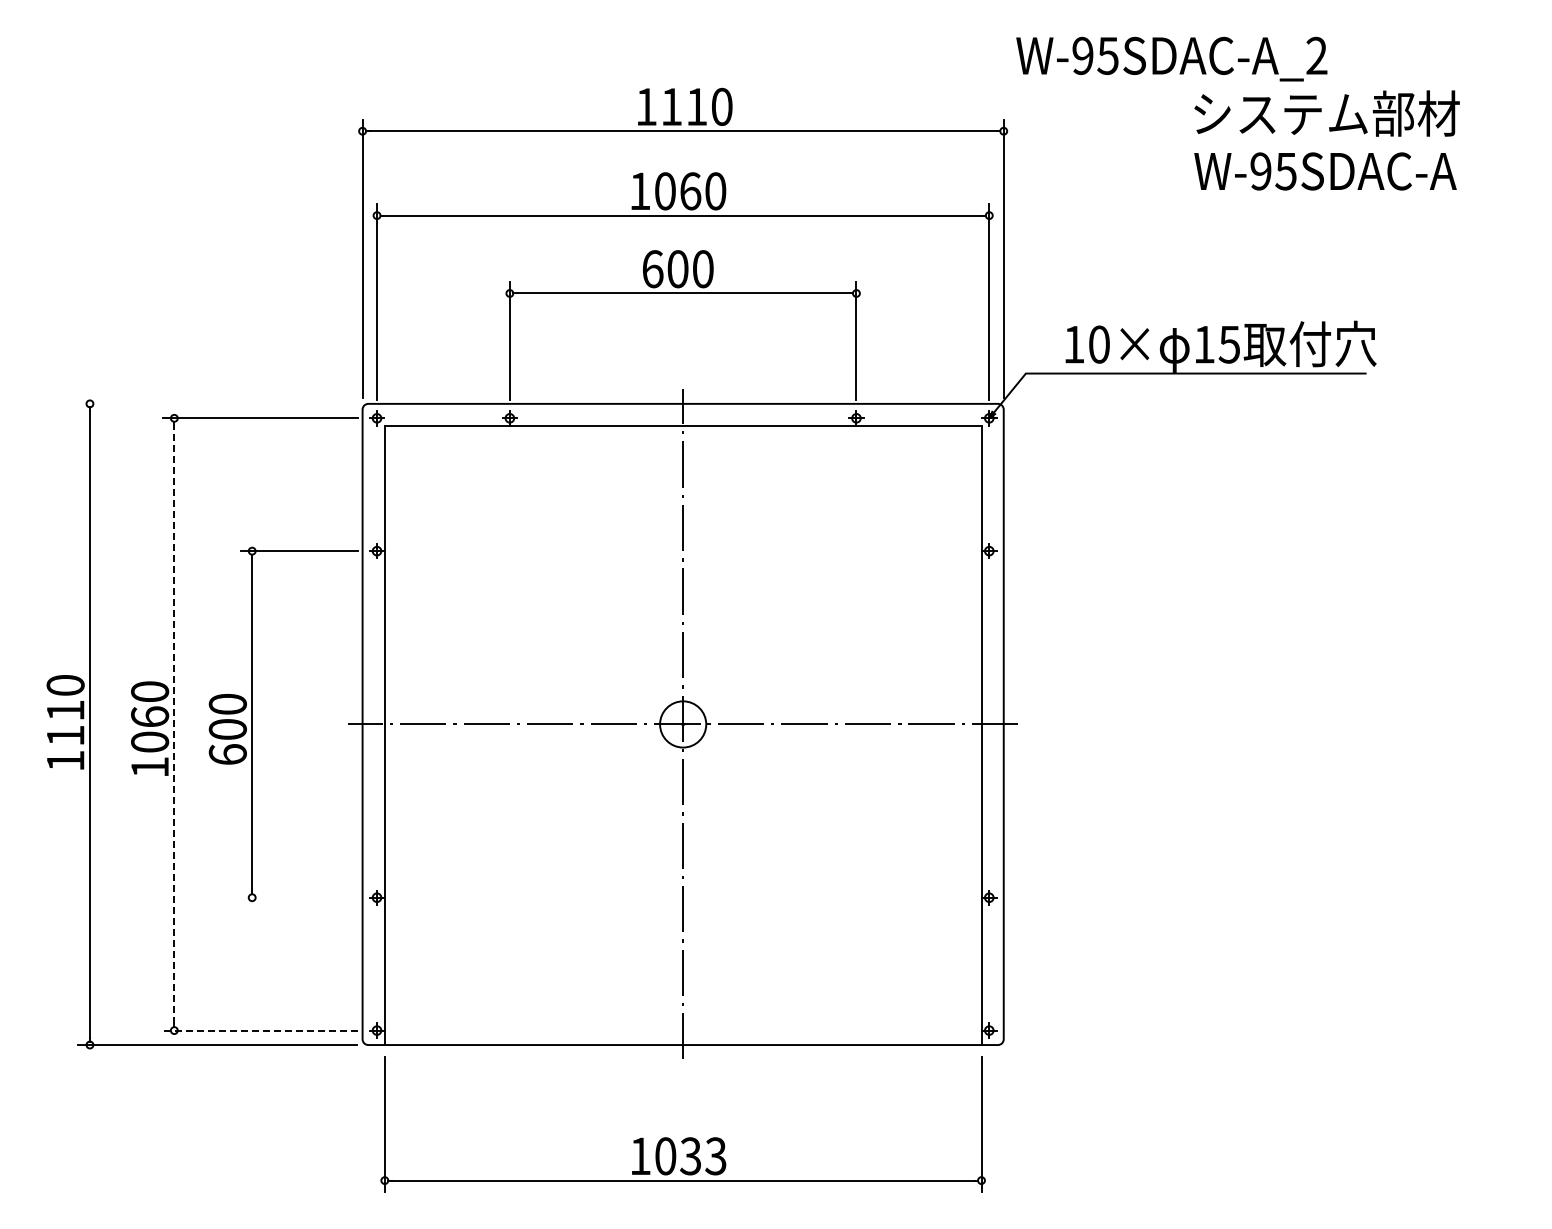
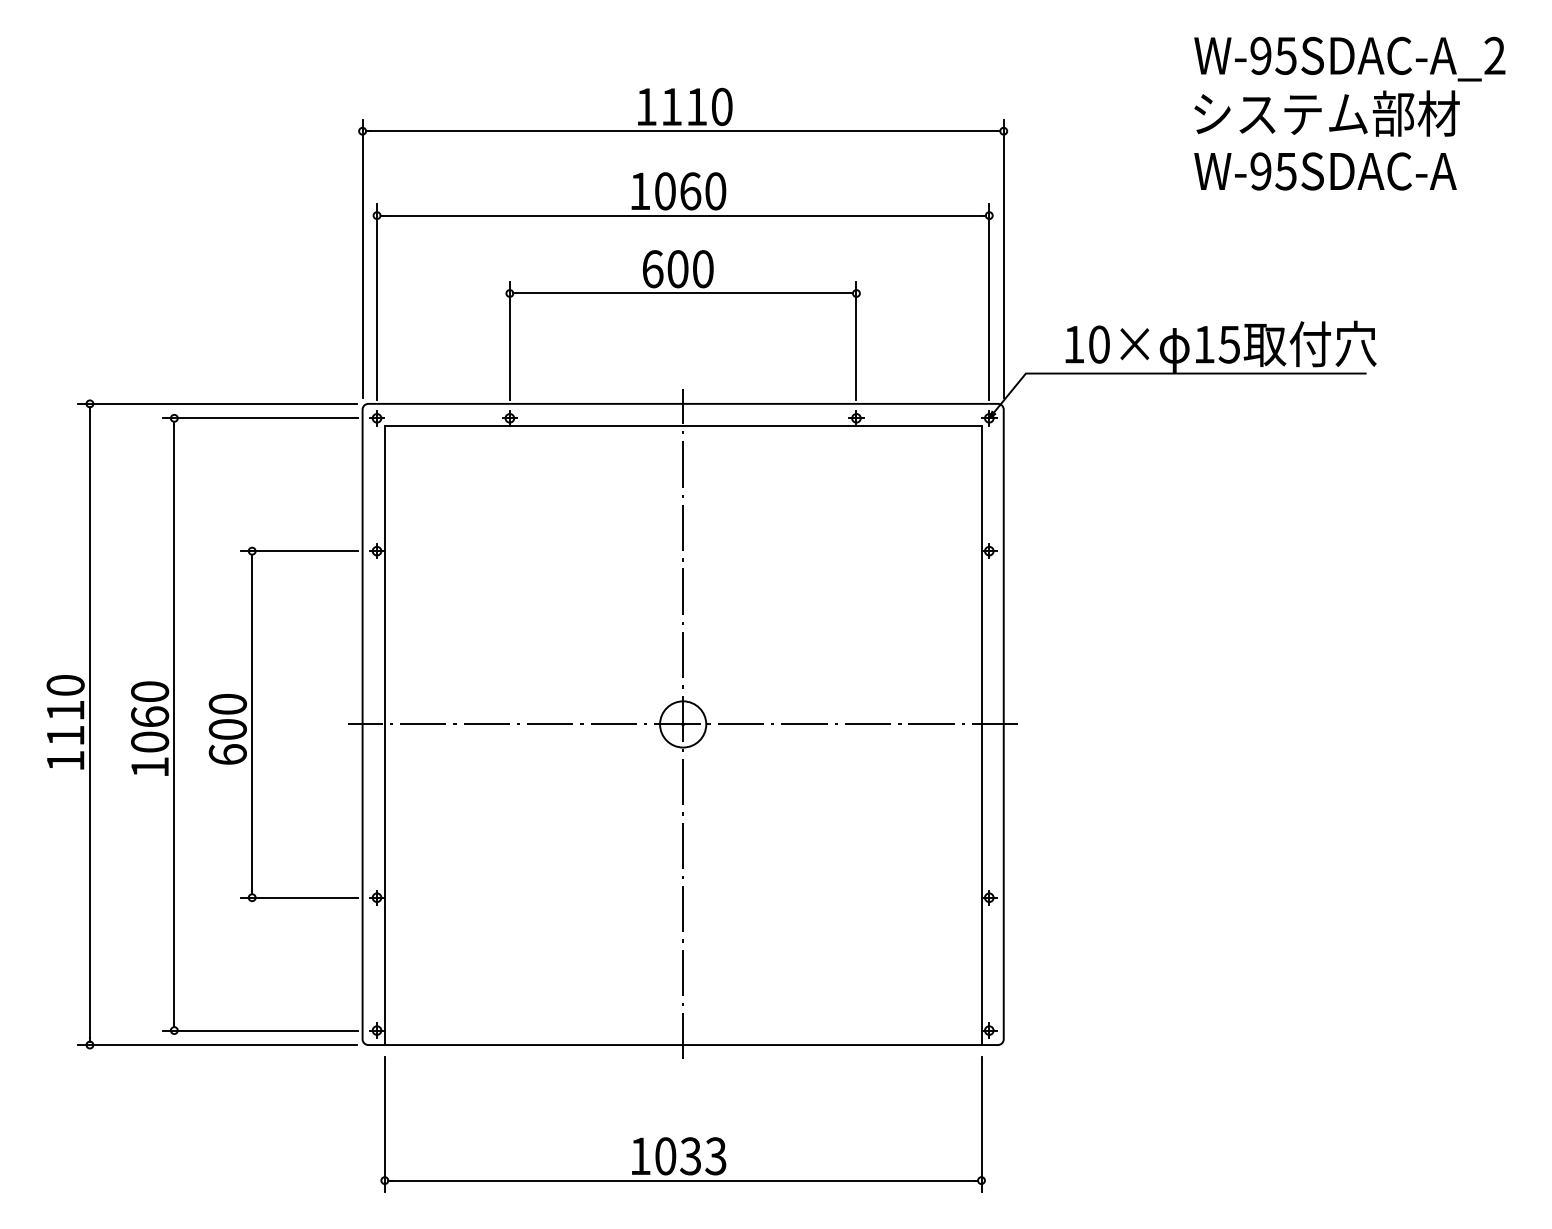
text position: (1171, 58) -> (1349, 58) (1349, 58)
line: none -> present (217, 403)
line: dashed -> solid (174, 723)
line: none -> present (299, 897)
line: dashed -> solid (260, 1030)
